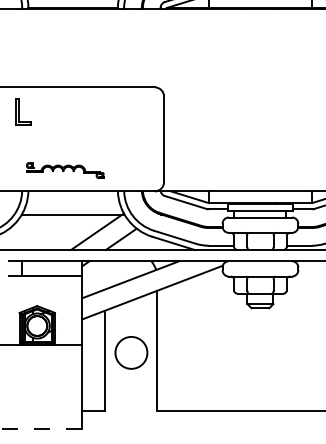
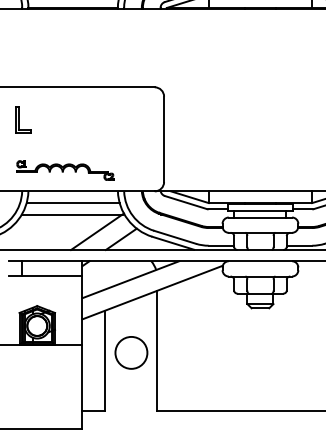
part position: (23, 111) -> (23, 119) (23, 119)
part size: 79x17 px -> 99x21 px (65, 170)
line: none -> present (72, 203)
line: dashed -> solid (41, 429)
